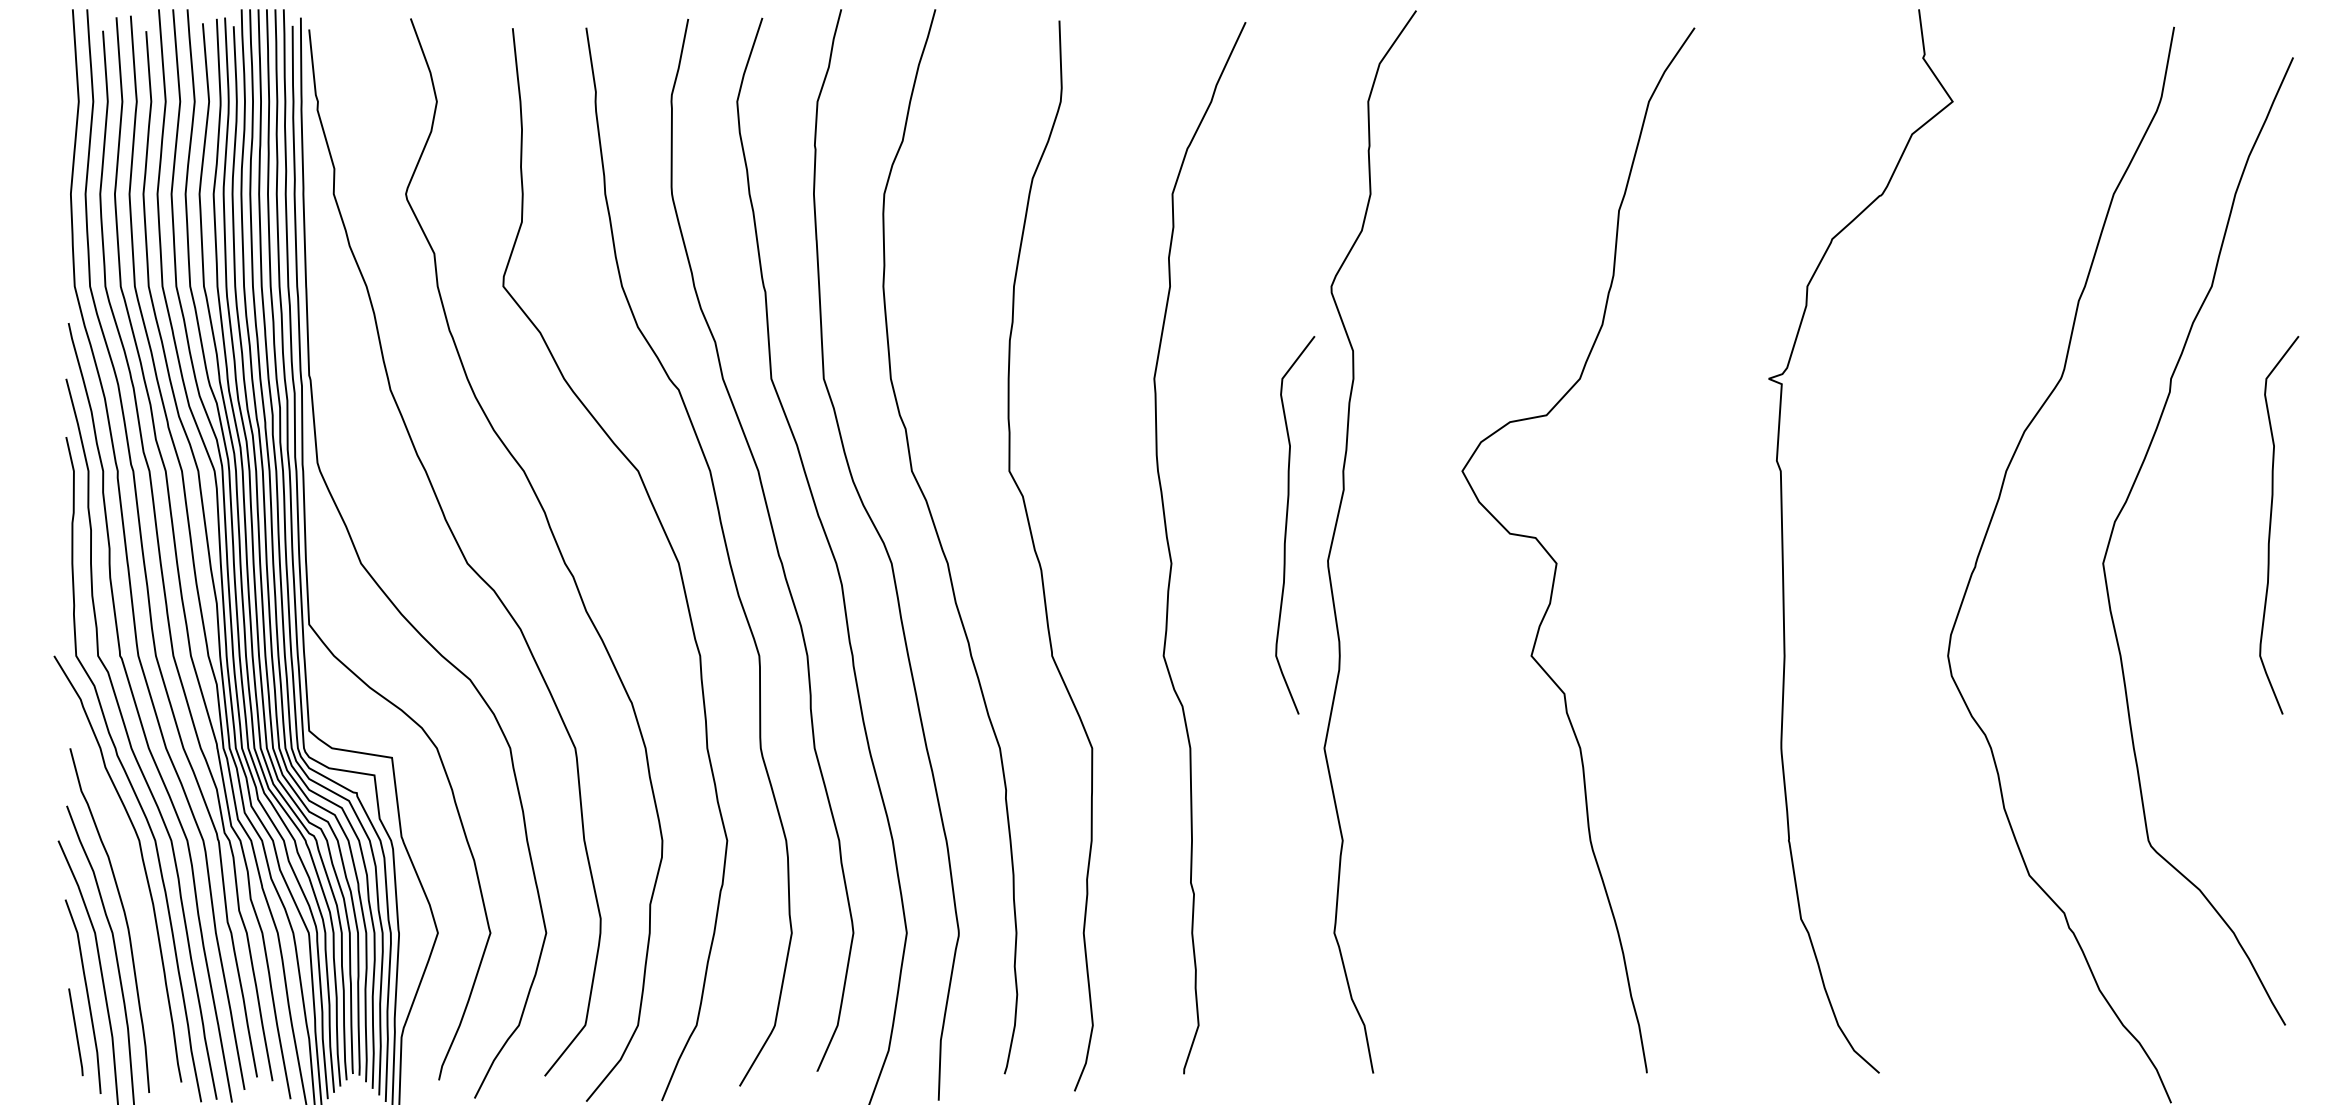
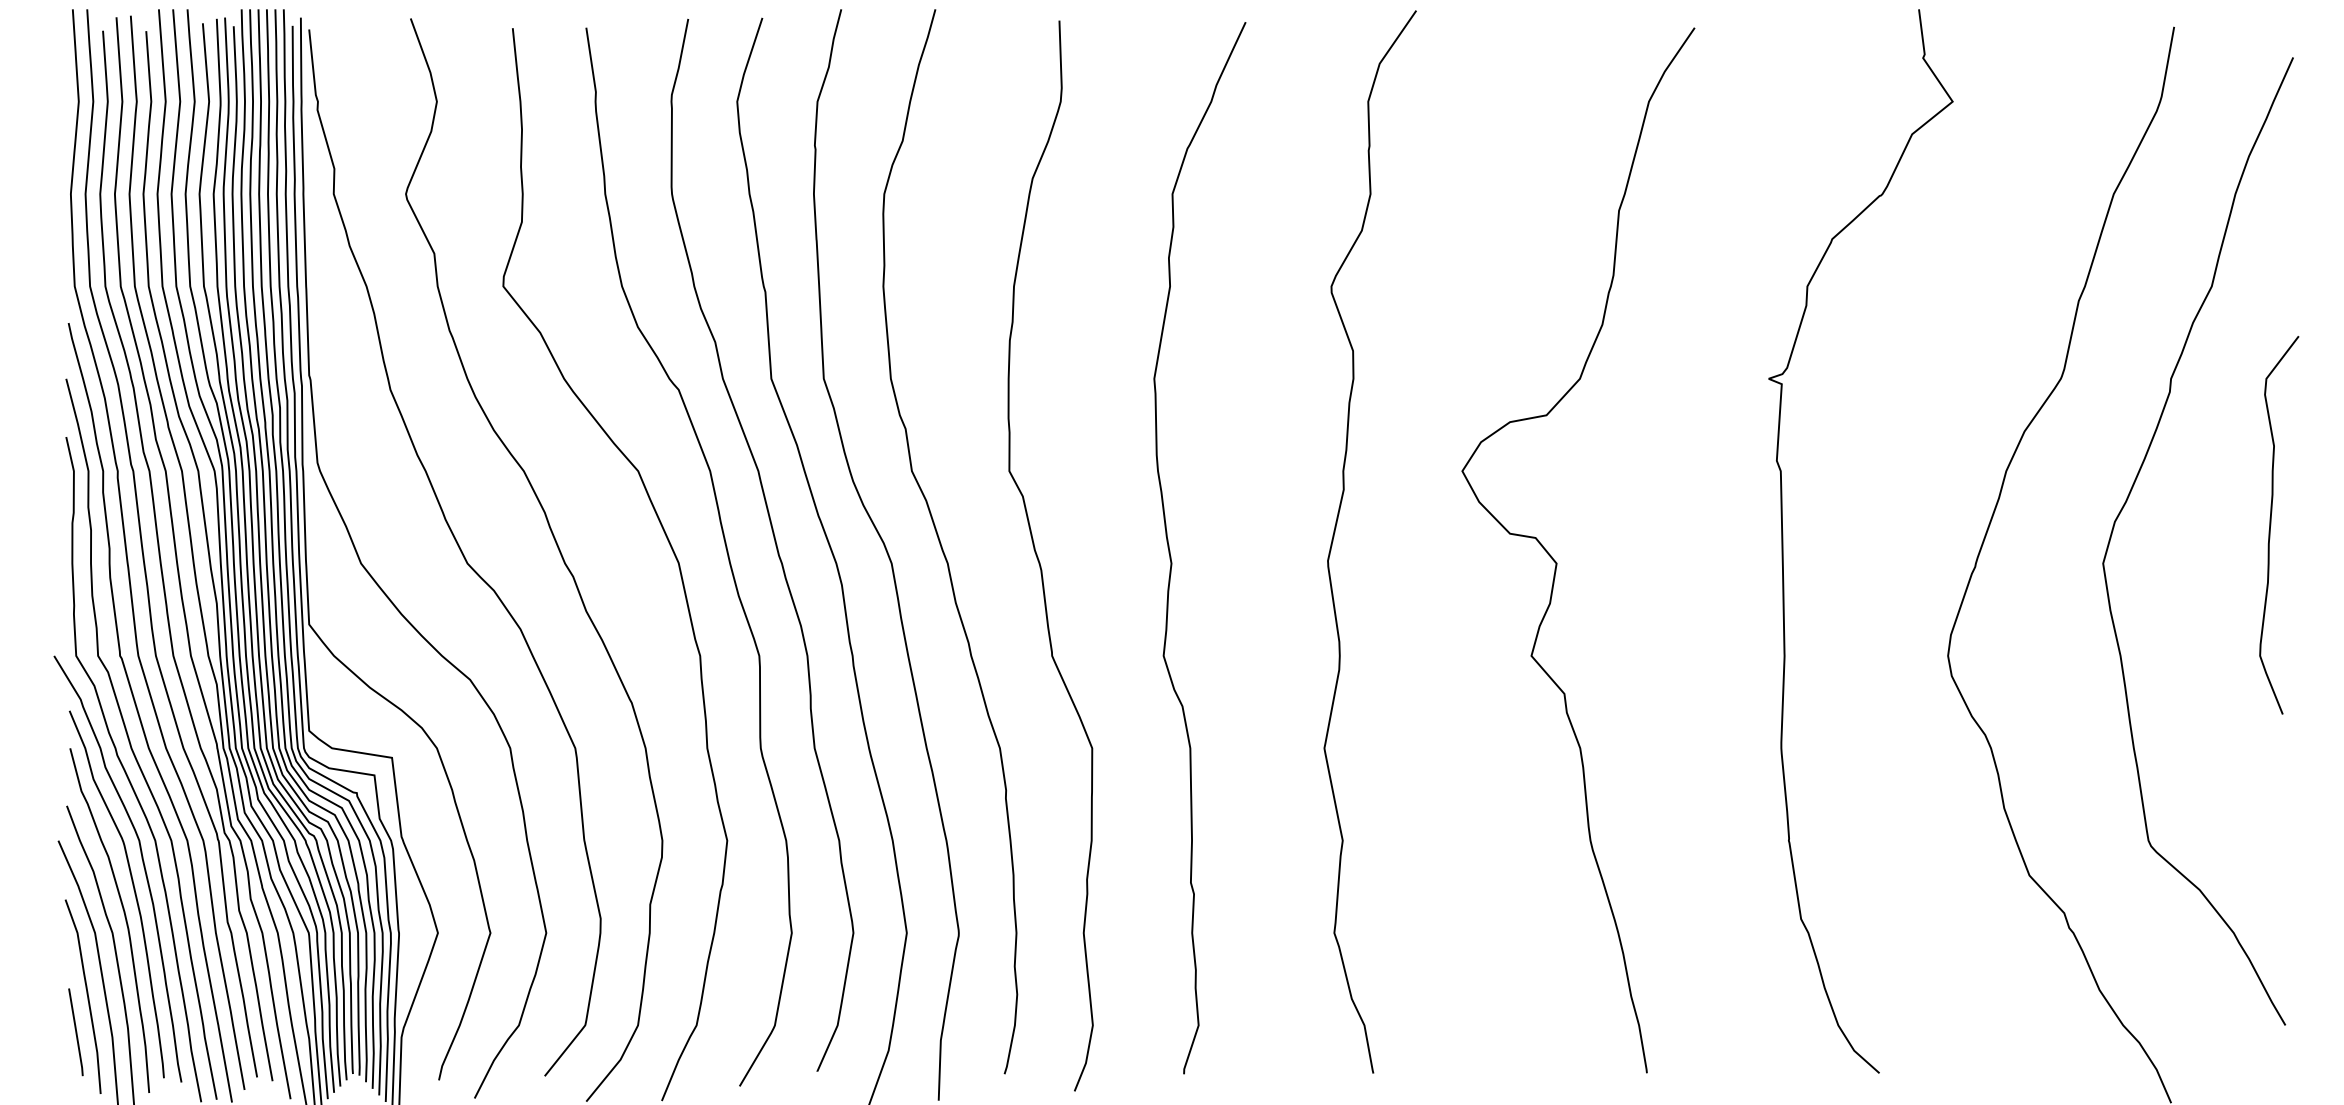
curve: present -> none (1287, 525)
curve: none -> present (133, 890)
